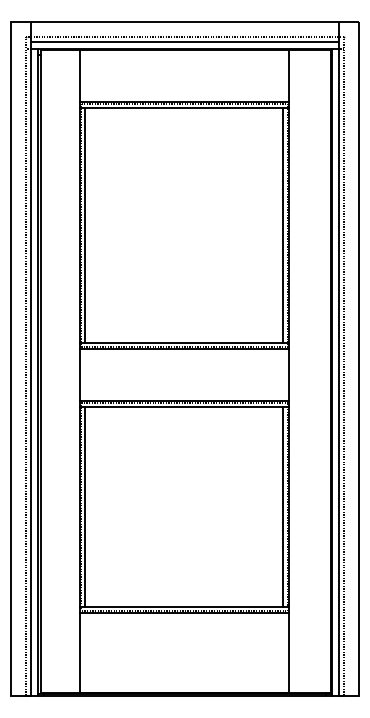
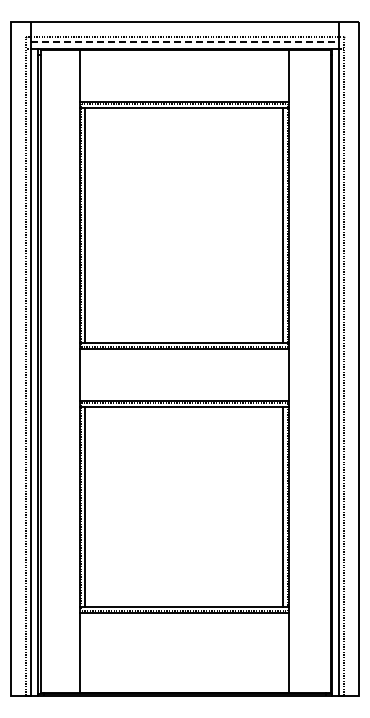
line: solid -> dashed (184, 41)
